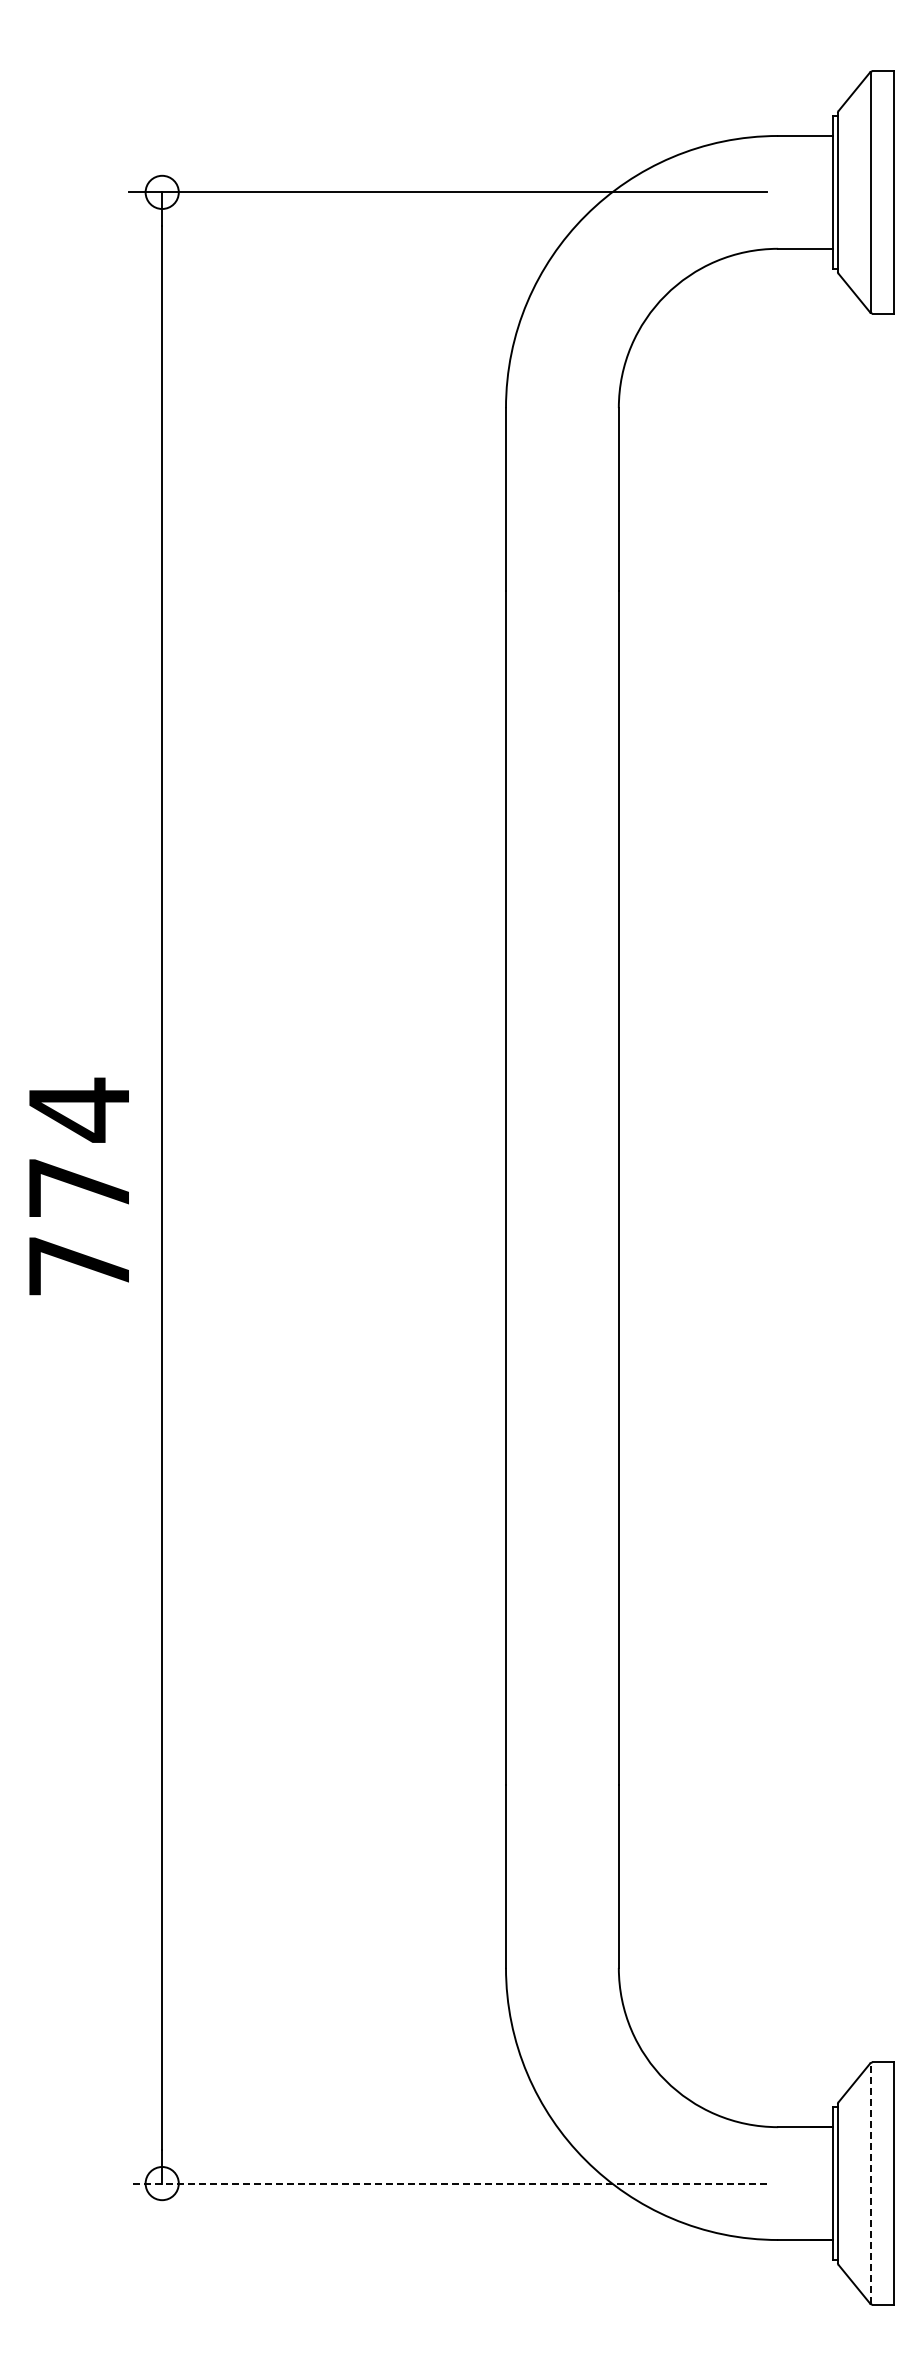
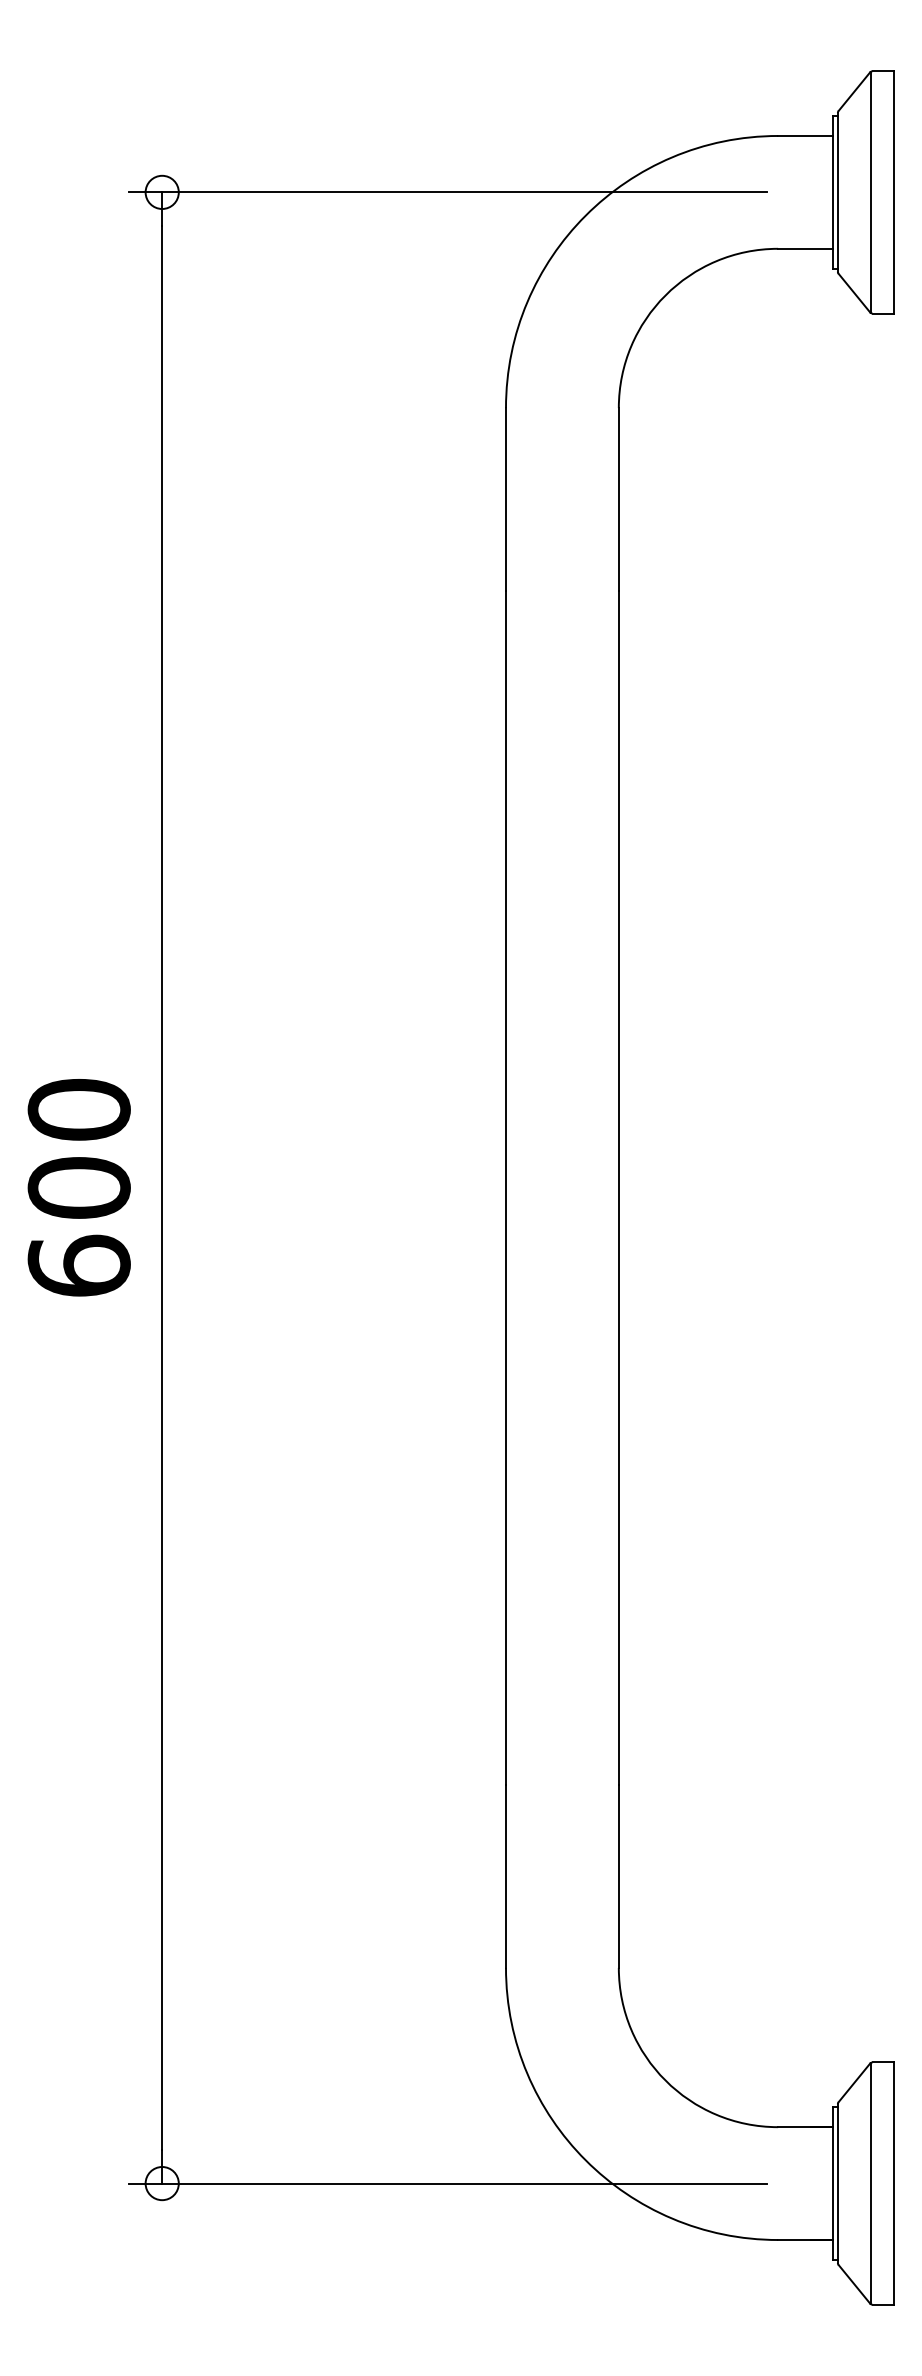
text: 774 -> 600 (78, 1186)
line: dashed -> solid (447, 2183)
line: dashed -> solid (871, 2183)
